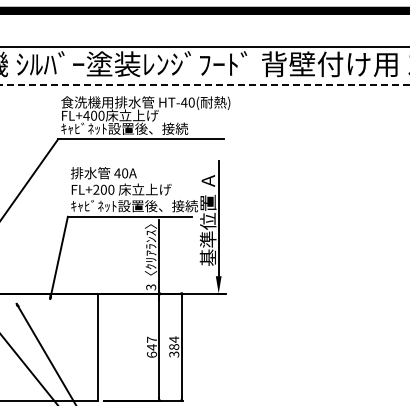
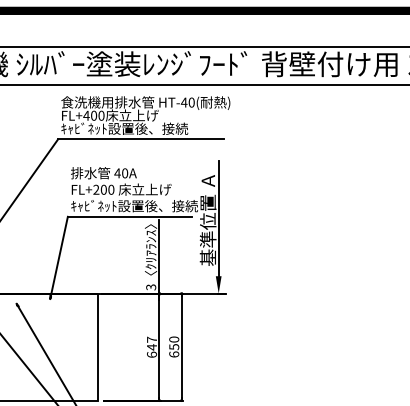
line: dashed -> solid (205, 84)
text: 384 -> 650 (174, 346)
